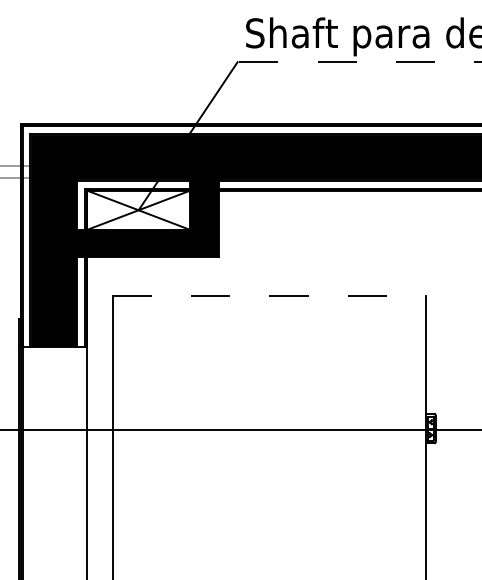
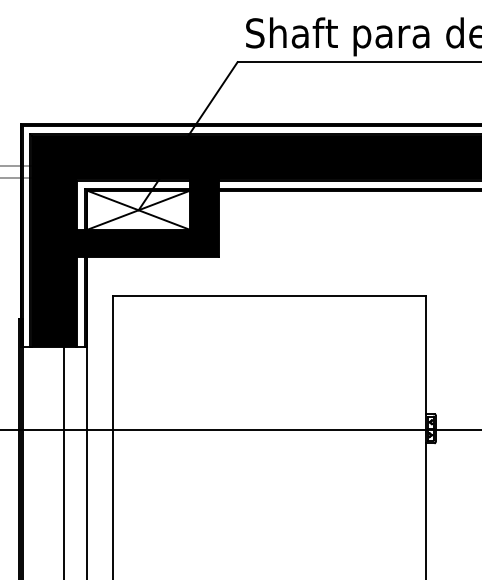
line: dashed -> solid (359, 62)
line: dashed -> solid (269, 296)
line: none -> present (63, 461)
